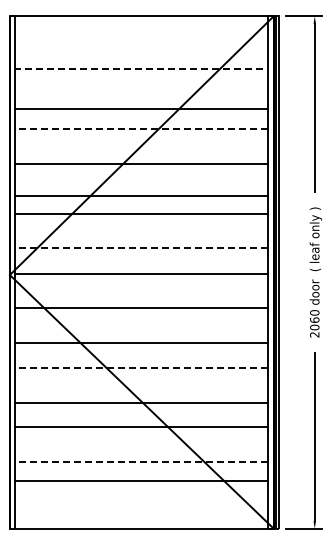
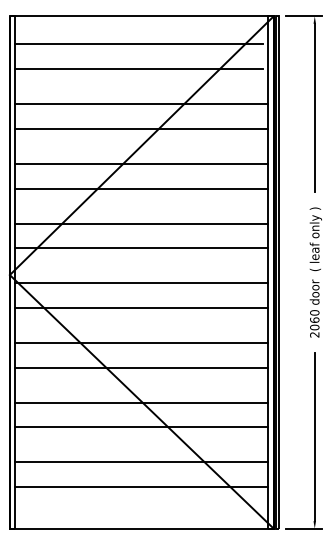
line: none -> present (139, 44)
line: dashed -> solid (139, 69)
line position: (141, 109) -> (141, 104) (141, 104)
line: dashed -> solid (141, 129)
line position: (141, 195) -> (141, 188) (141, 188)
line position: (141, 213) -> (141, 223) (141, 223)
line: dashed -> solid (141, 248)
line position: (141, 274) -> (141, 283) (141, 283)
line: dashed -> solid (141, 367)
line: dashed -> solid (141, 462)
line position: (141, 481) -> (141, 487) (141, 487)
